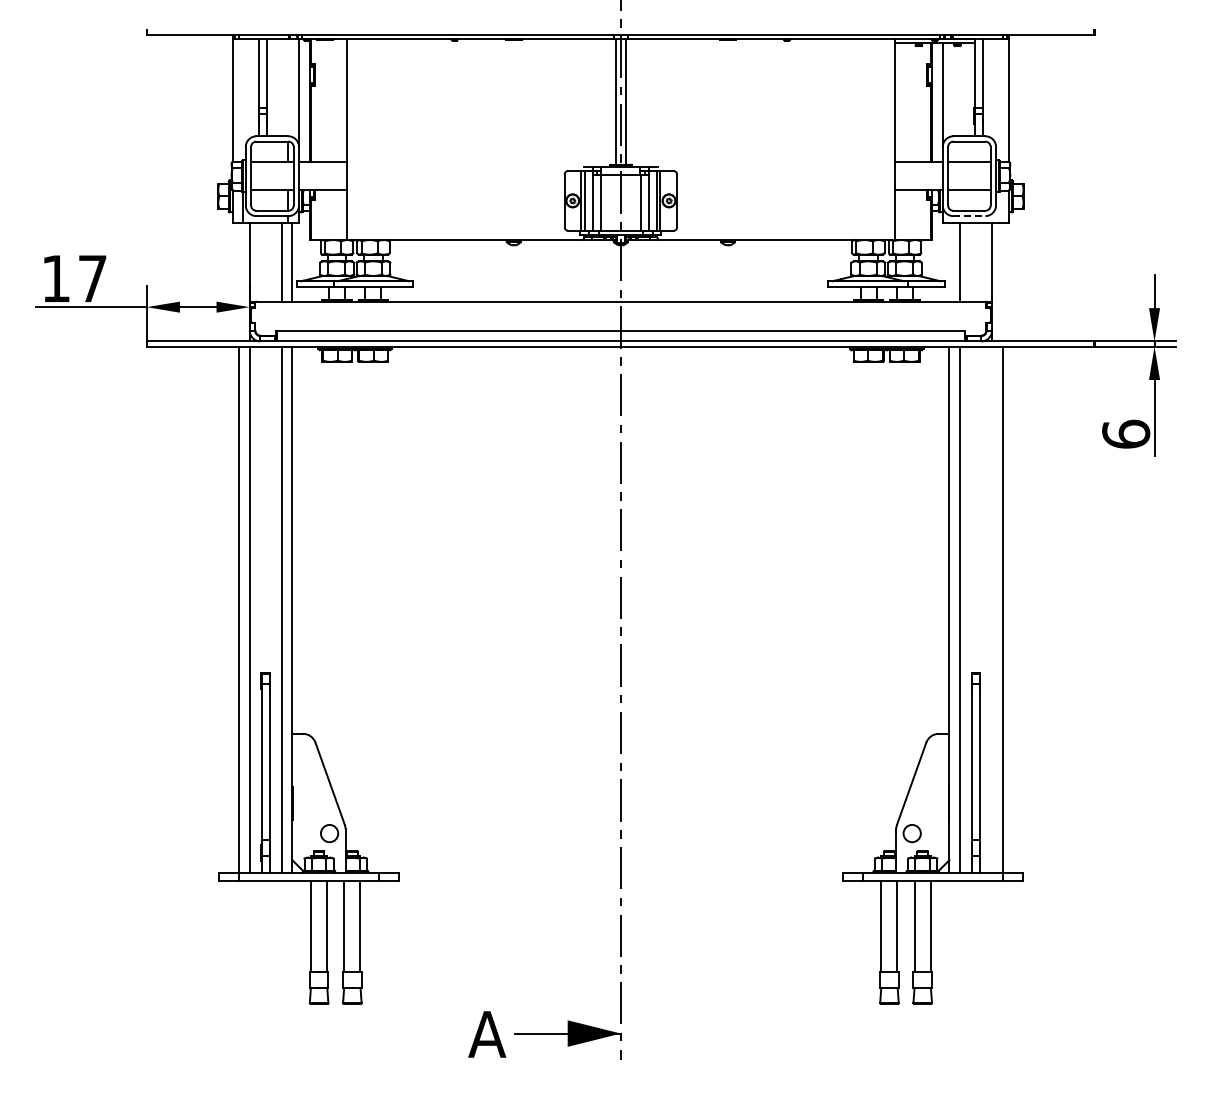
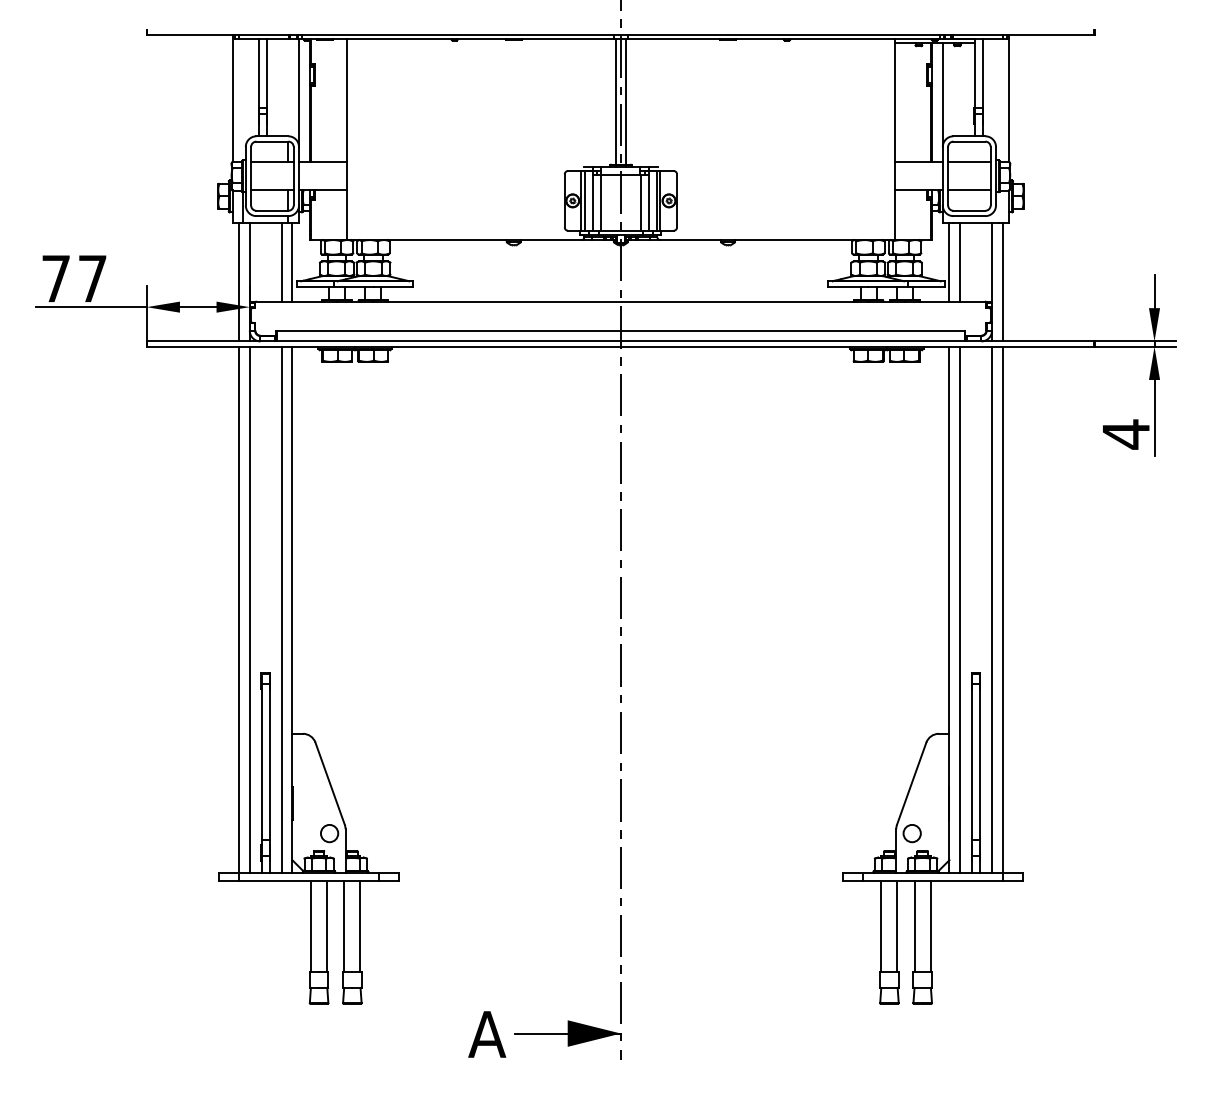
line: dashed -> solid (969, 216)
line: none -> present (949, 261)
text: 17 -> 77 (55, 278)
line: none -> present (239, 281)
line: none -> present (1002, 281)
text: 6 -> 4 (1126, 434)
line: none -> present (992, 609)
